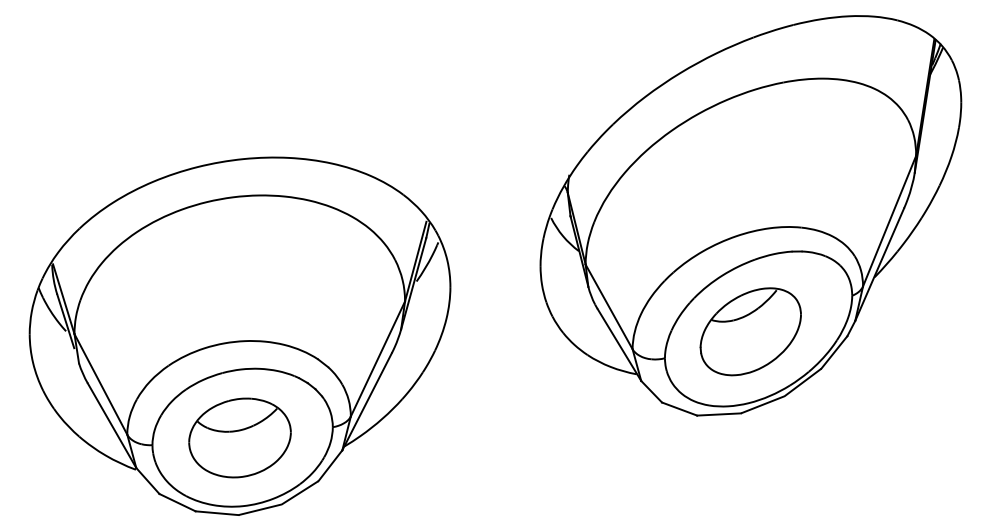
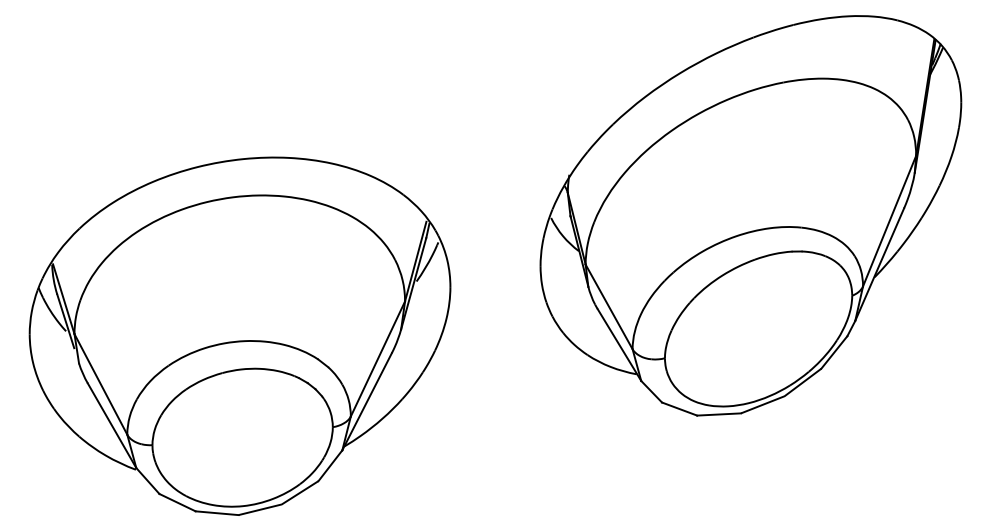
part: present -> none (750, 331)
part: present -> none (239, 437)
